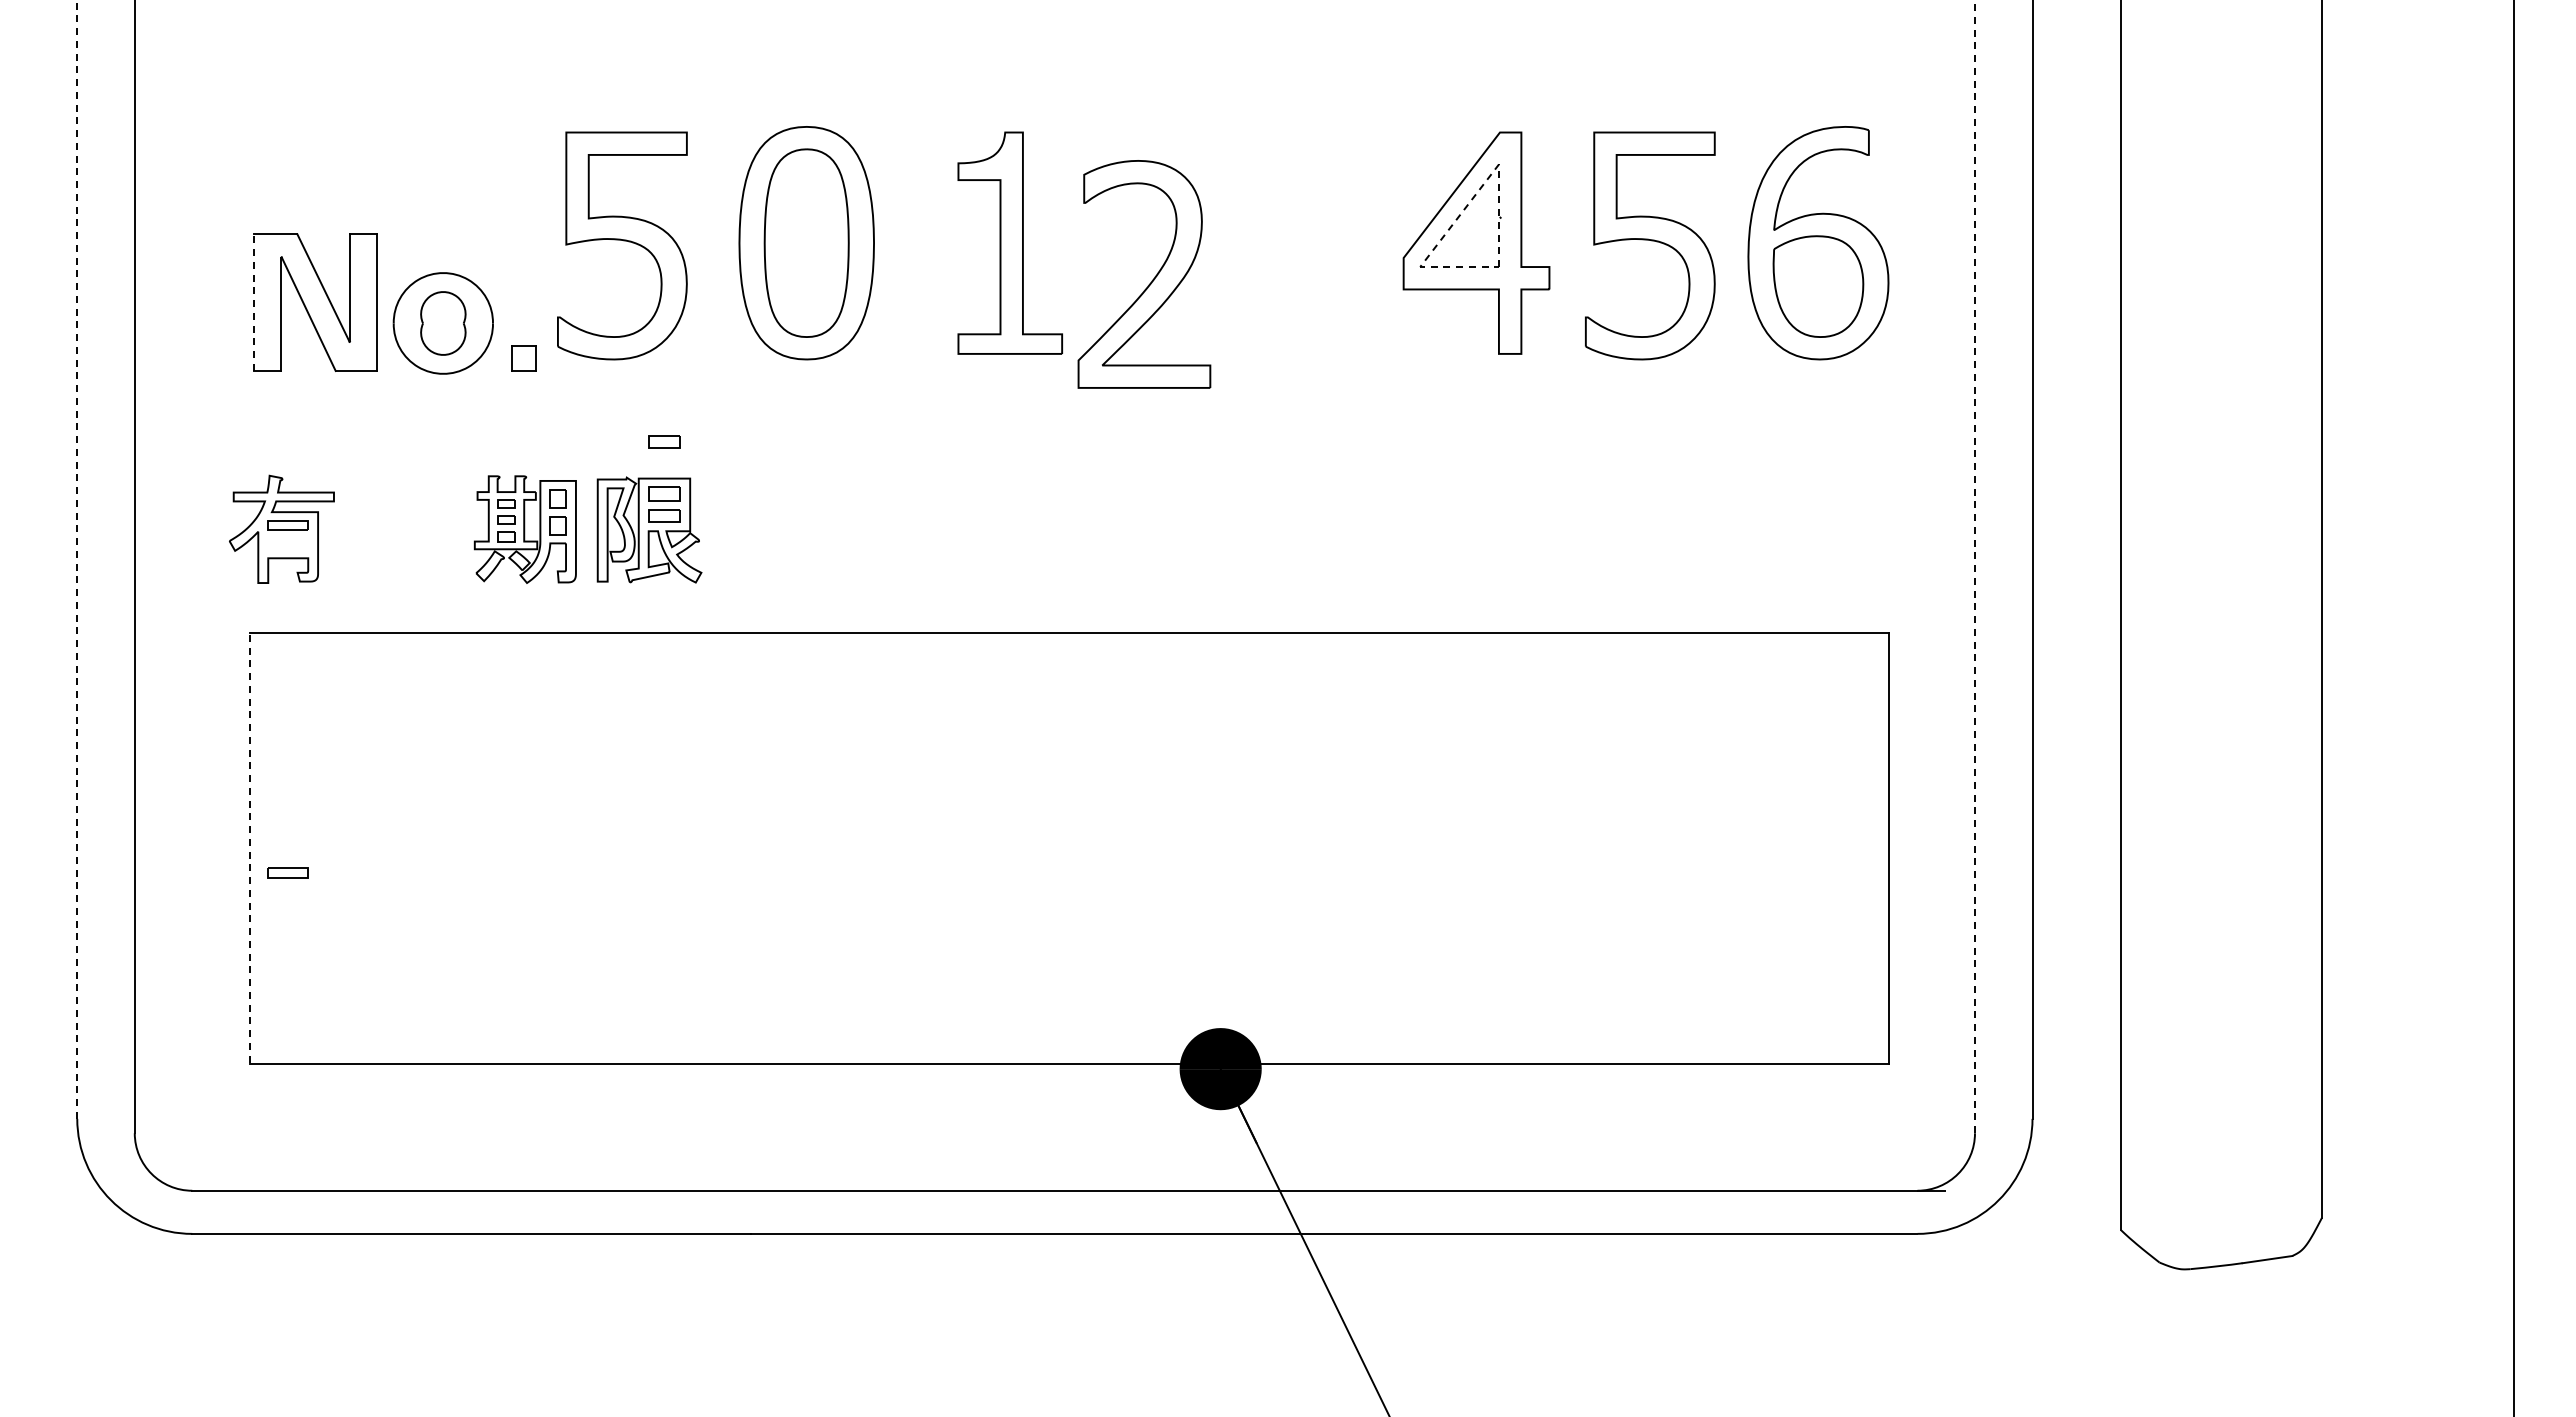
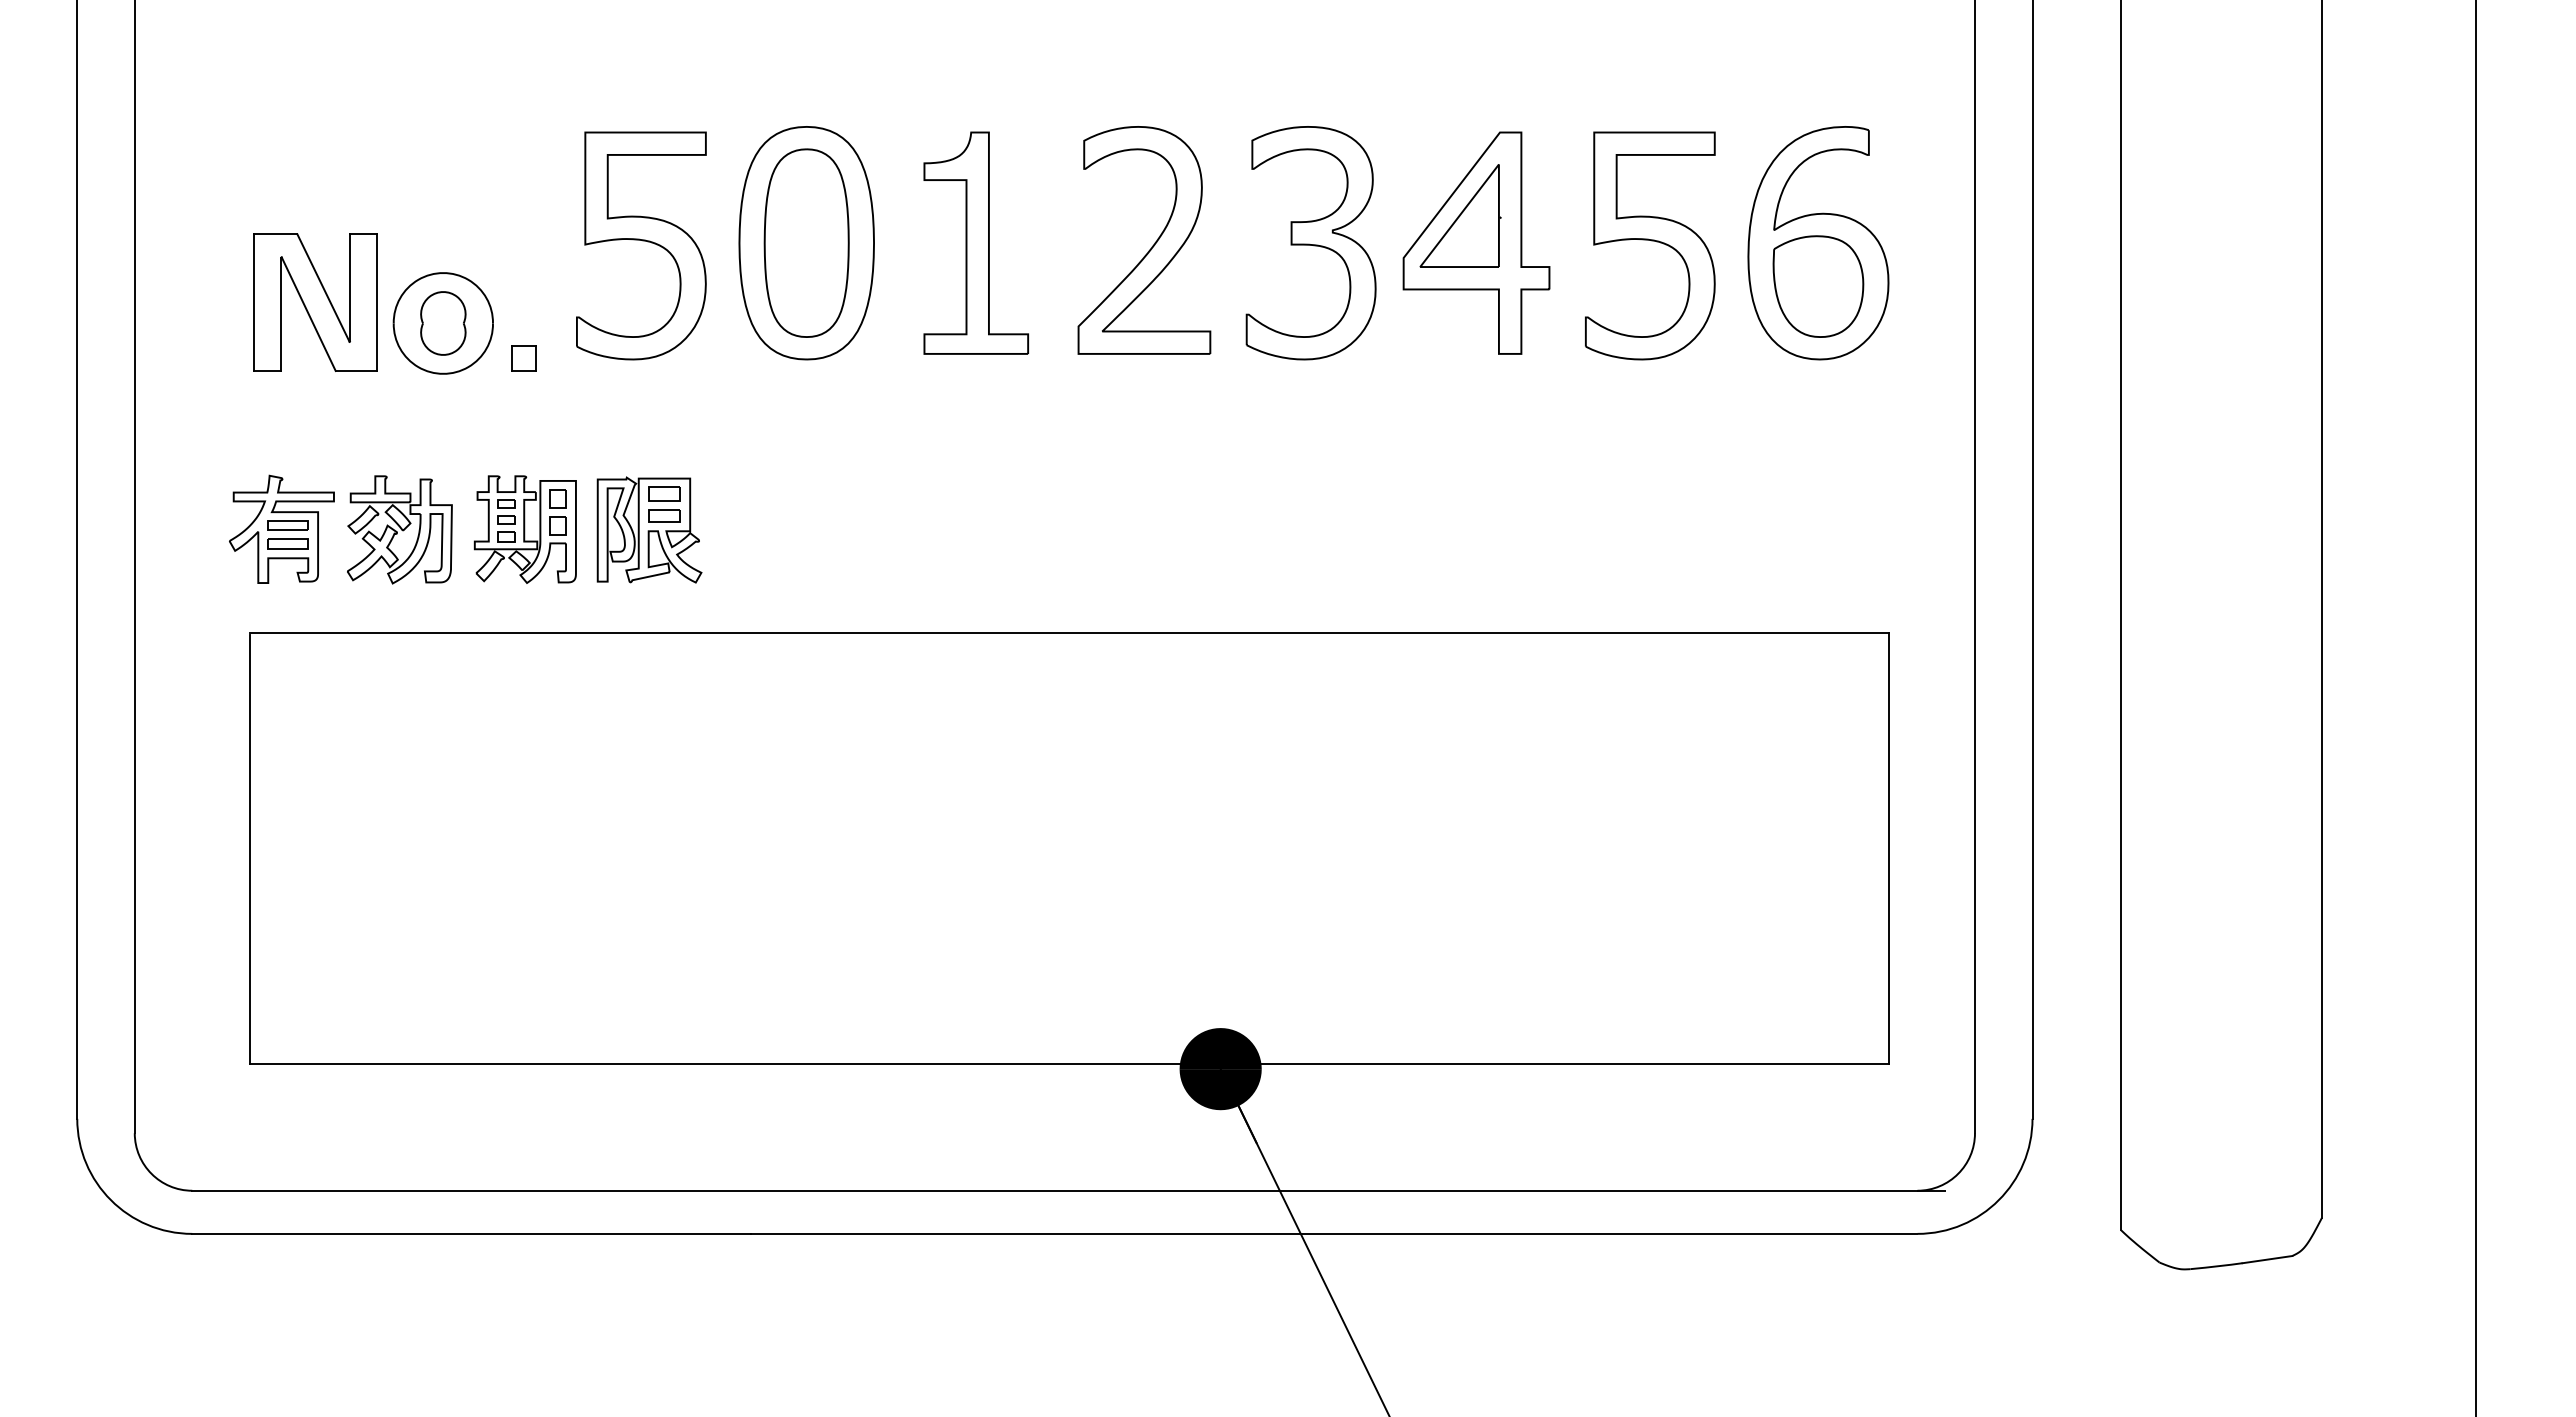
line: dashed -> solid (1466, 206)
part position: (1009, 242) -> (975, 242) (975, 242)
part: none -> present (1310, 243)
part position: (622, 245) -> (641, 245) (641, 245)
part position: (1151, 280) -> (1151, 246) (1151, 246)
line: dashed -> solid (253, 302)
part: present -> none (664, 441)
part: none -> present (399, 529)
line: dashed -> solid (77, 558)
line: dashed -> solid (1974, 566)
line position: (2514, 707) -> (2476, 707) (2476, 707)
line: dashed -> solid (249, 849)
part position: (287, 872) -> (287, 543) (287, 543)
